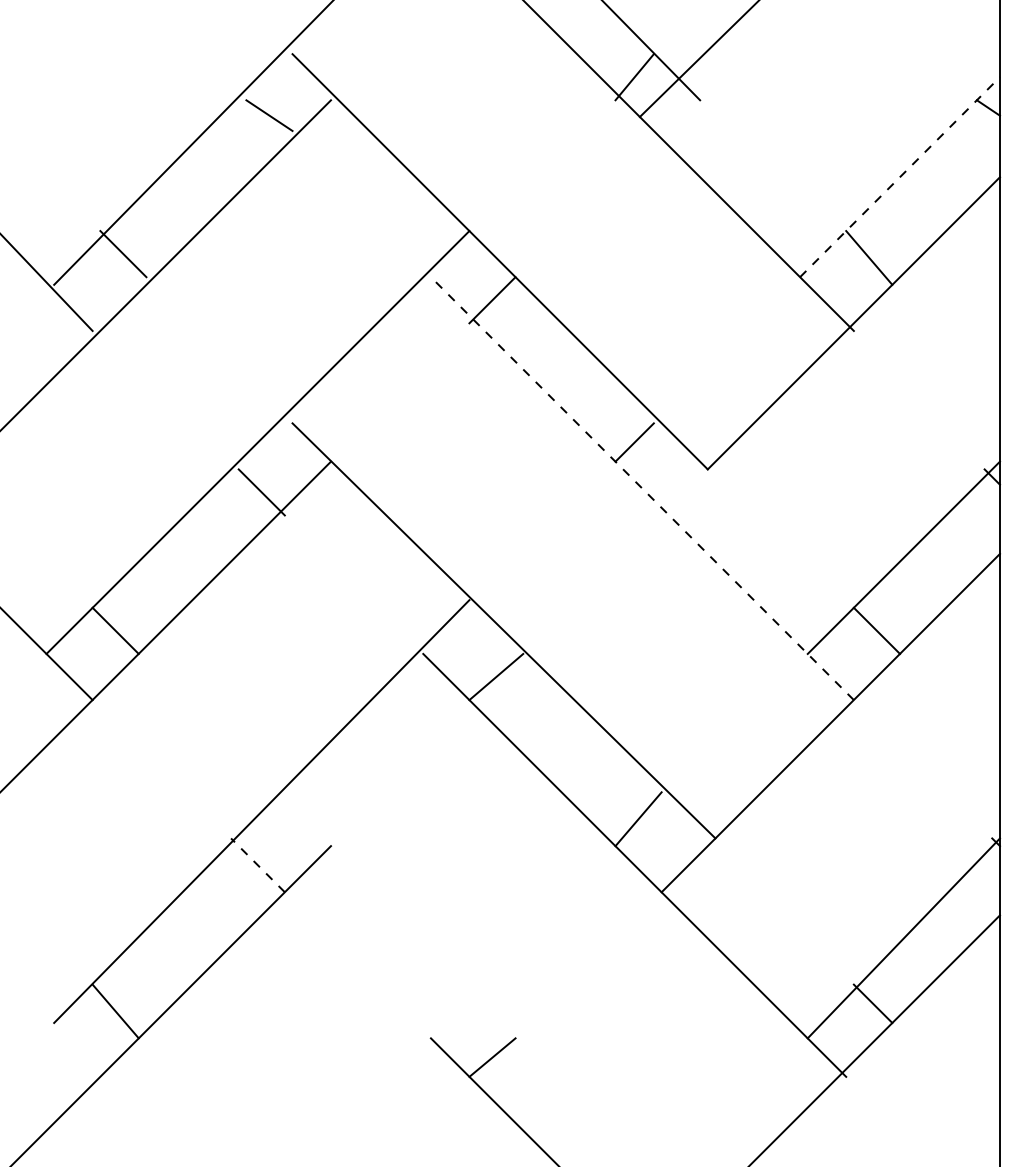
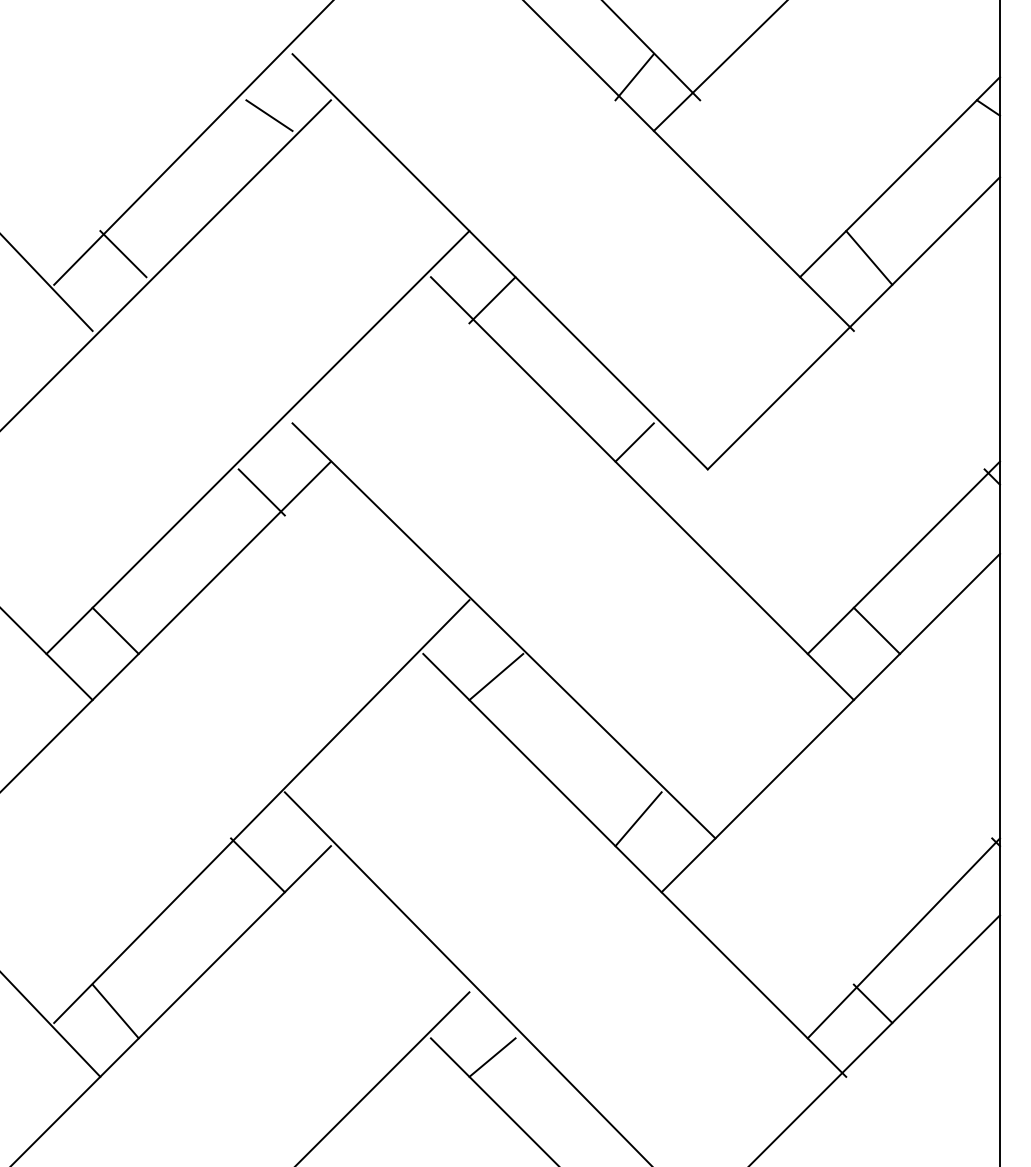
line position: (698, 59) -> (719, 66) (719, 66)
line: dashed -> solid (900, 176)
line: dashed -> solid (642, 488)
line: dashed -> solid (257, 864)
line: none -> present (466, 977)
line: none -> present (51, 1025)
line: none -> present (383, 1077)
